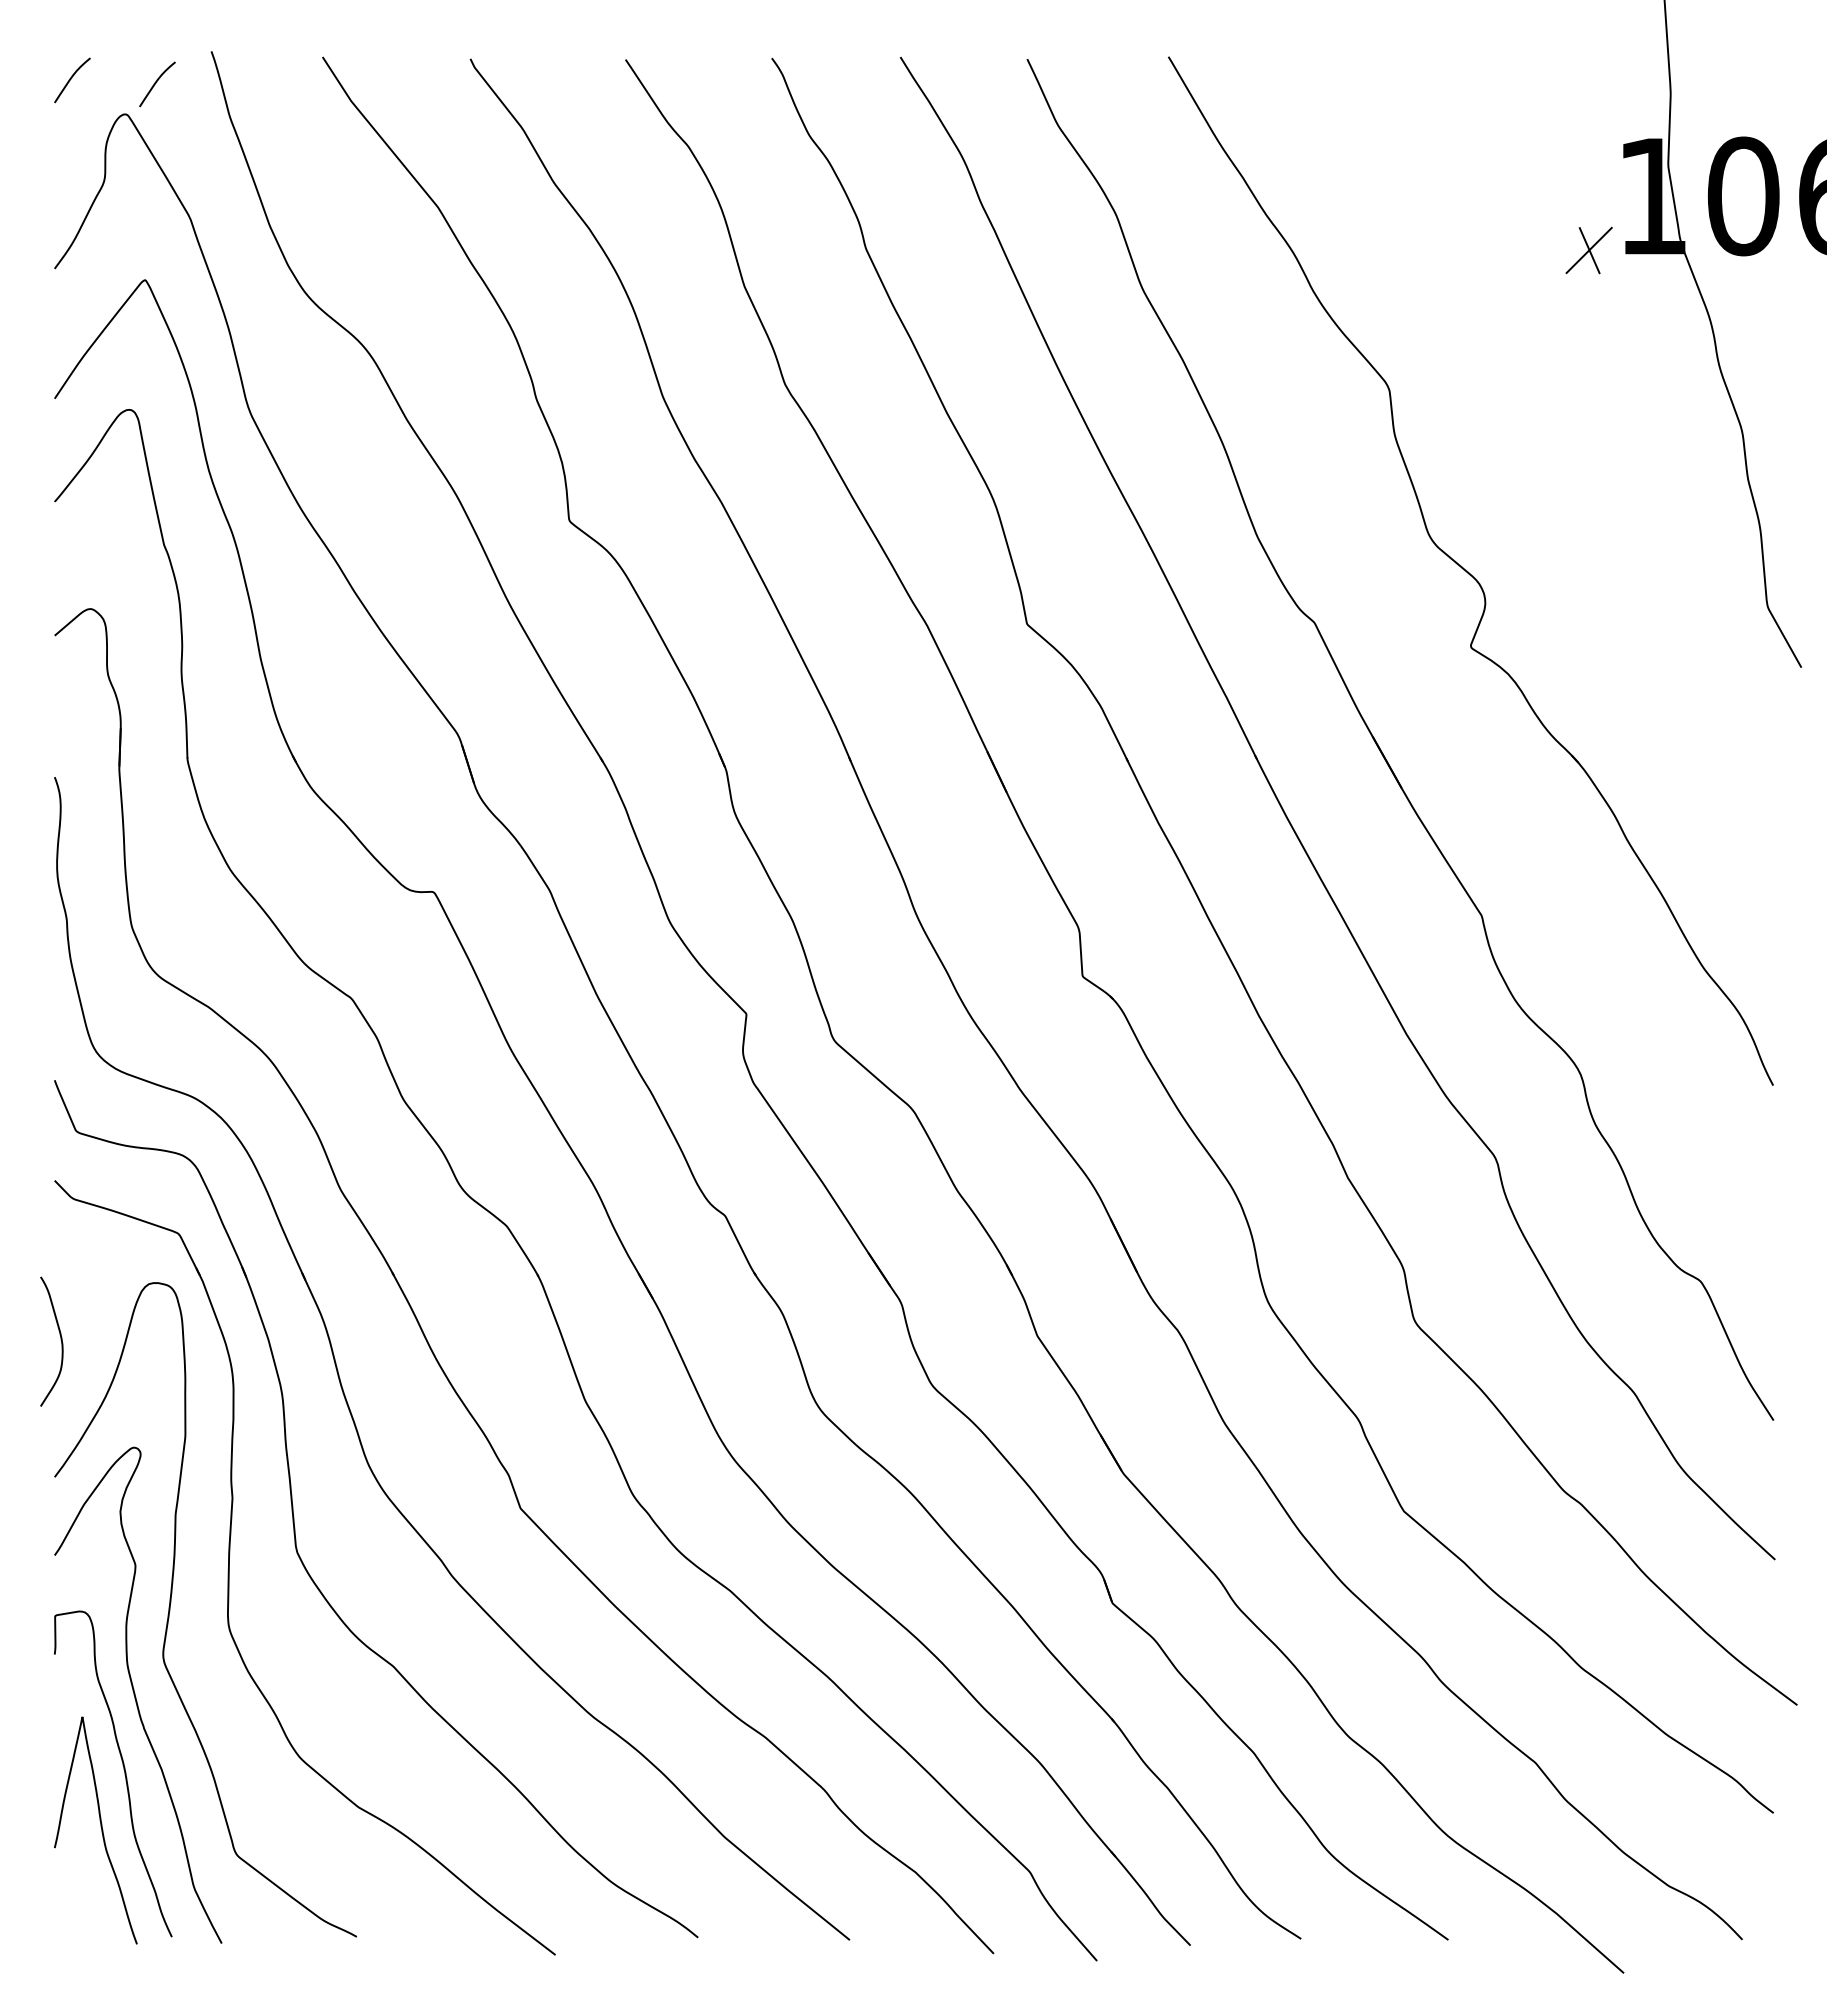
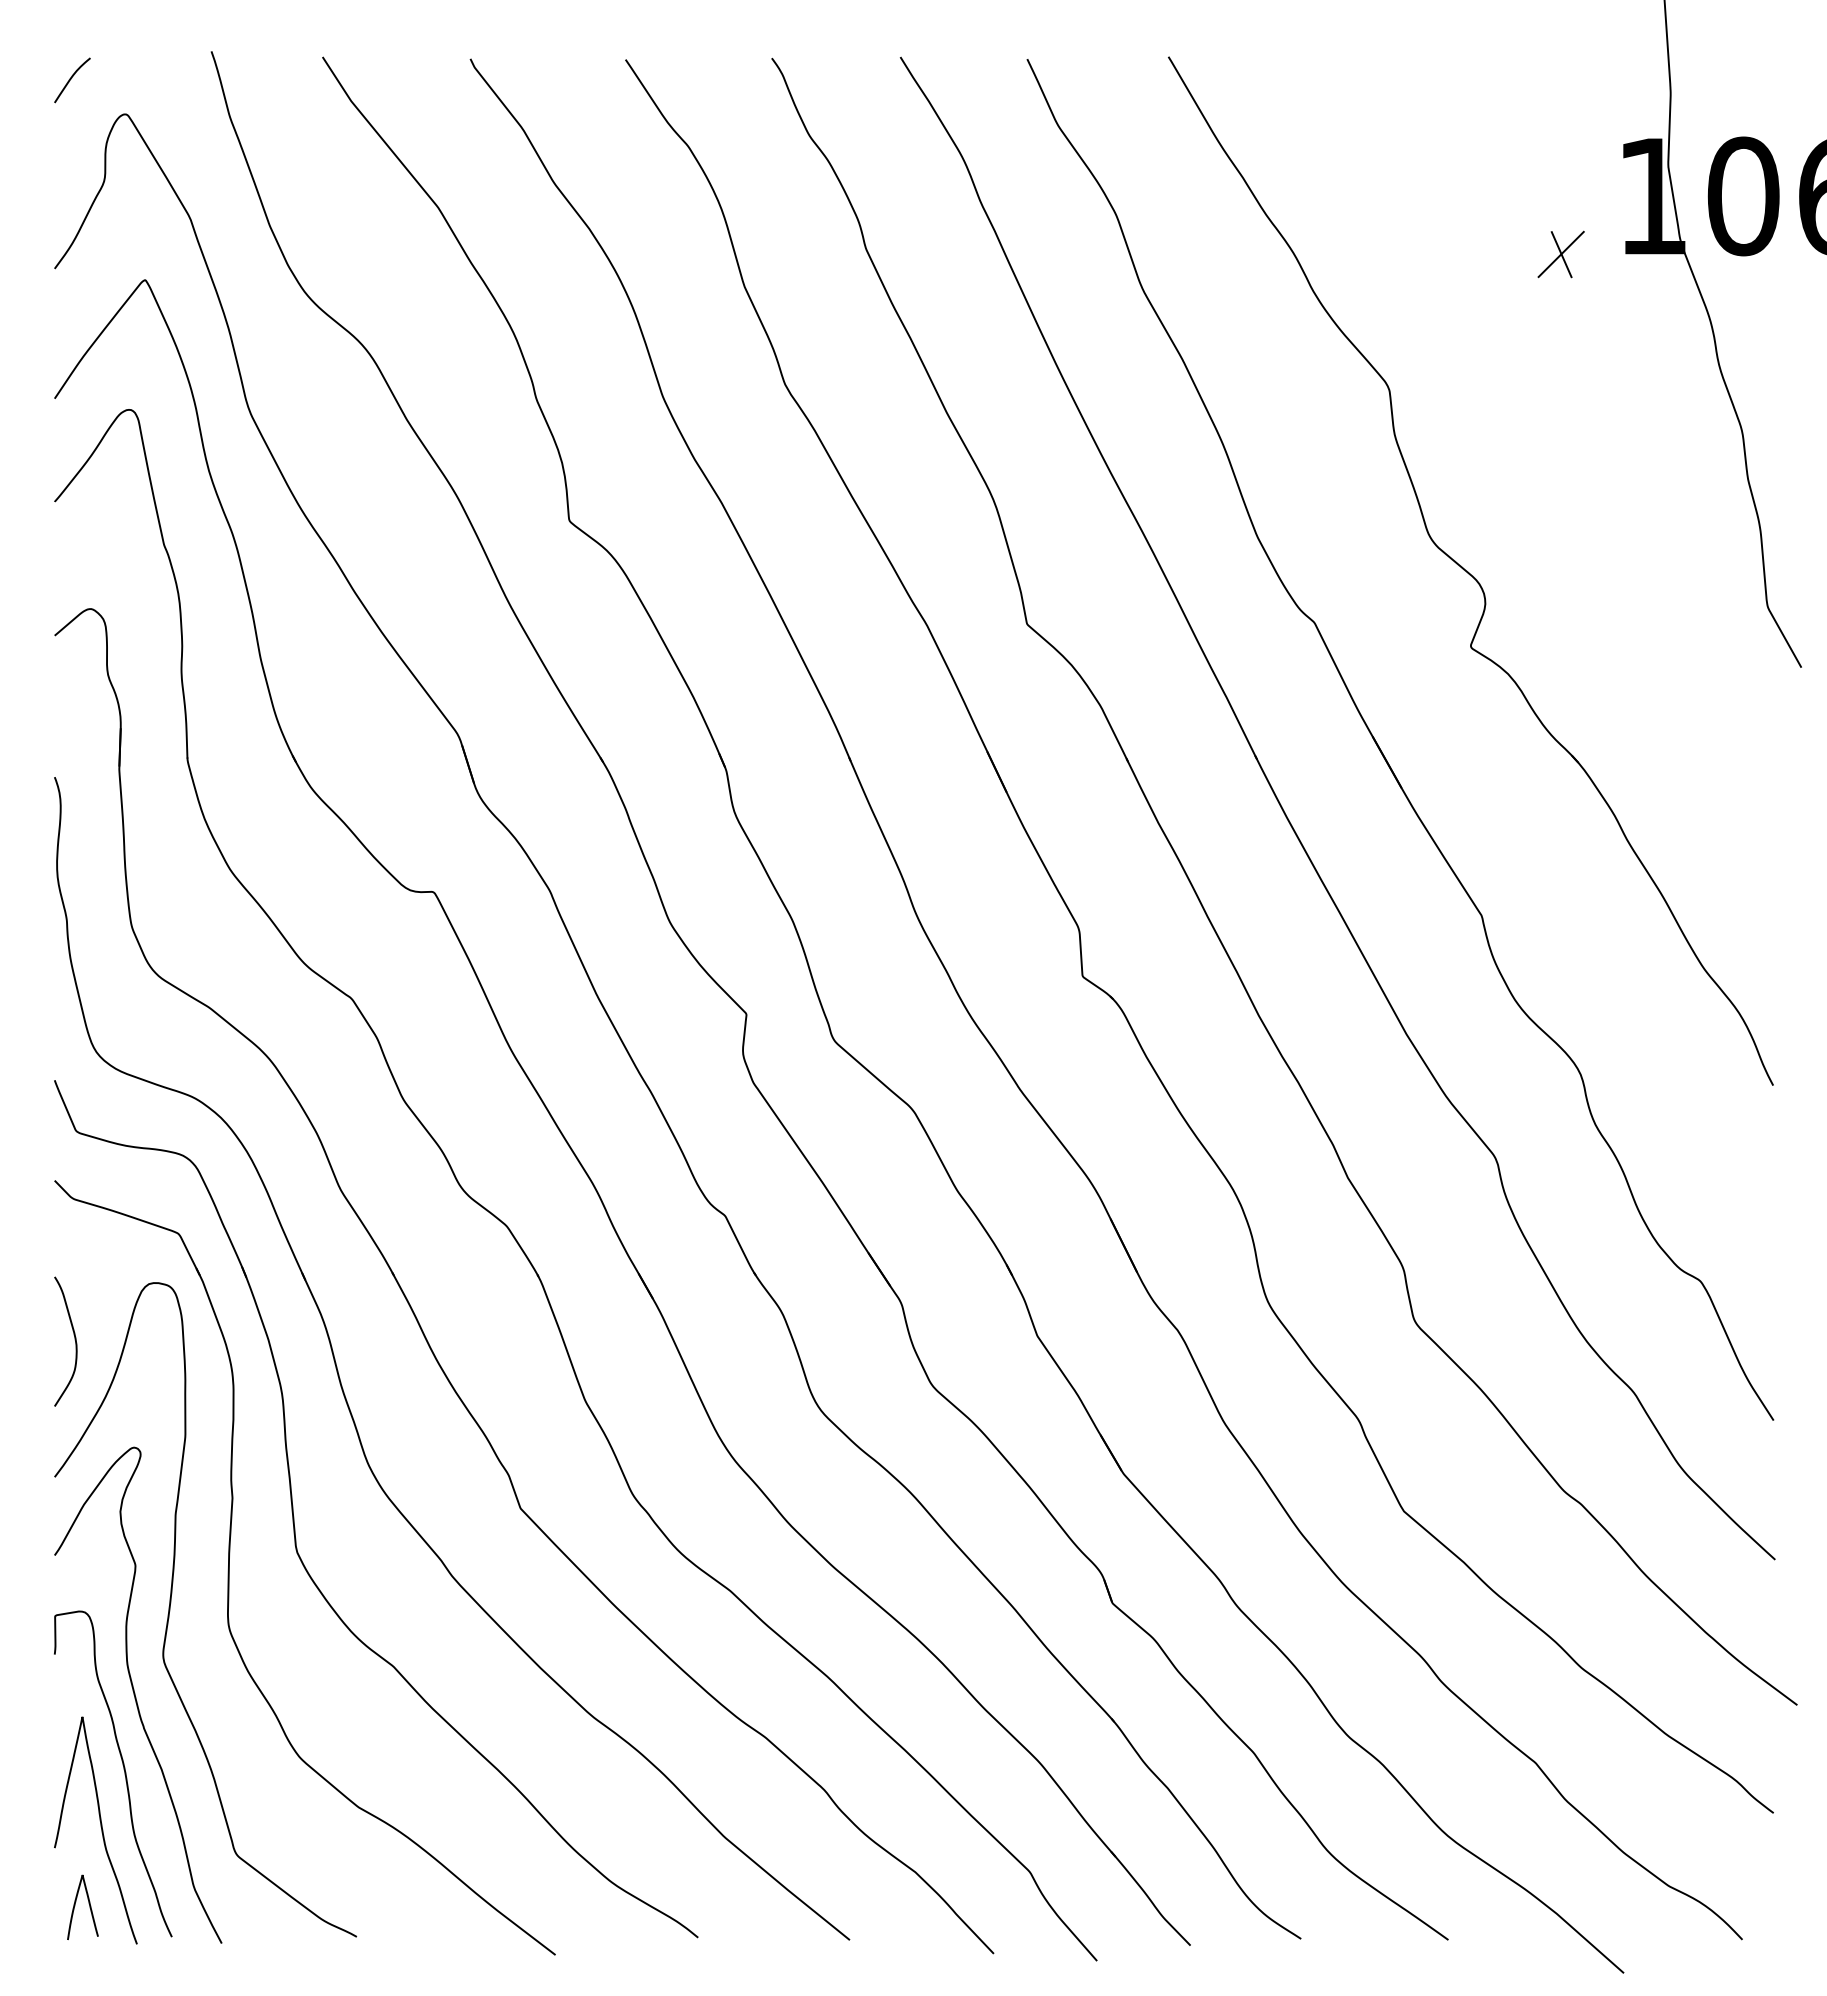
curve: present -> none (156, 83)
part position: (1588, 250) -> (1560, 254) (1560, 254)
curve position: (60, 1340) -> (74, 1340) (74, 1340)
curve: none -> present (88, 1903)
